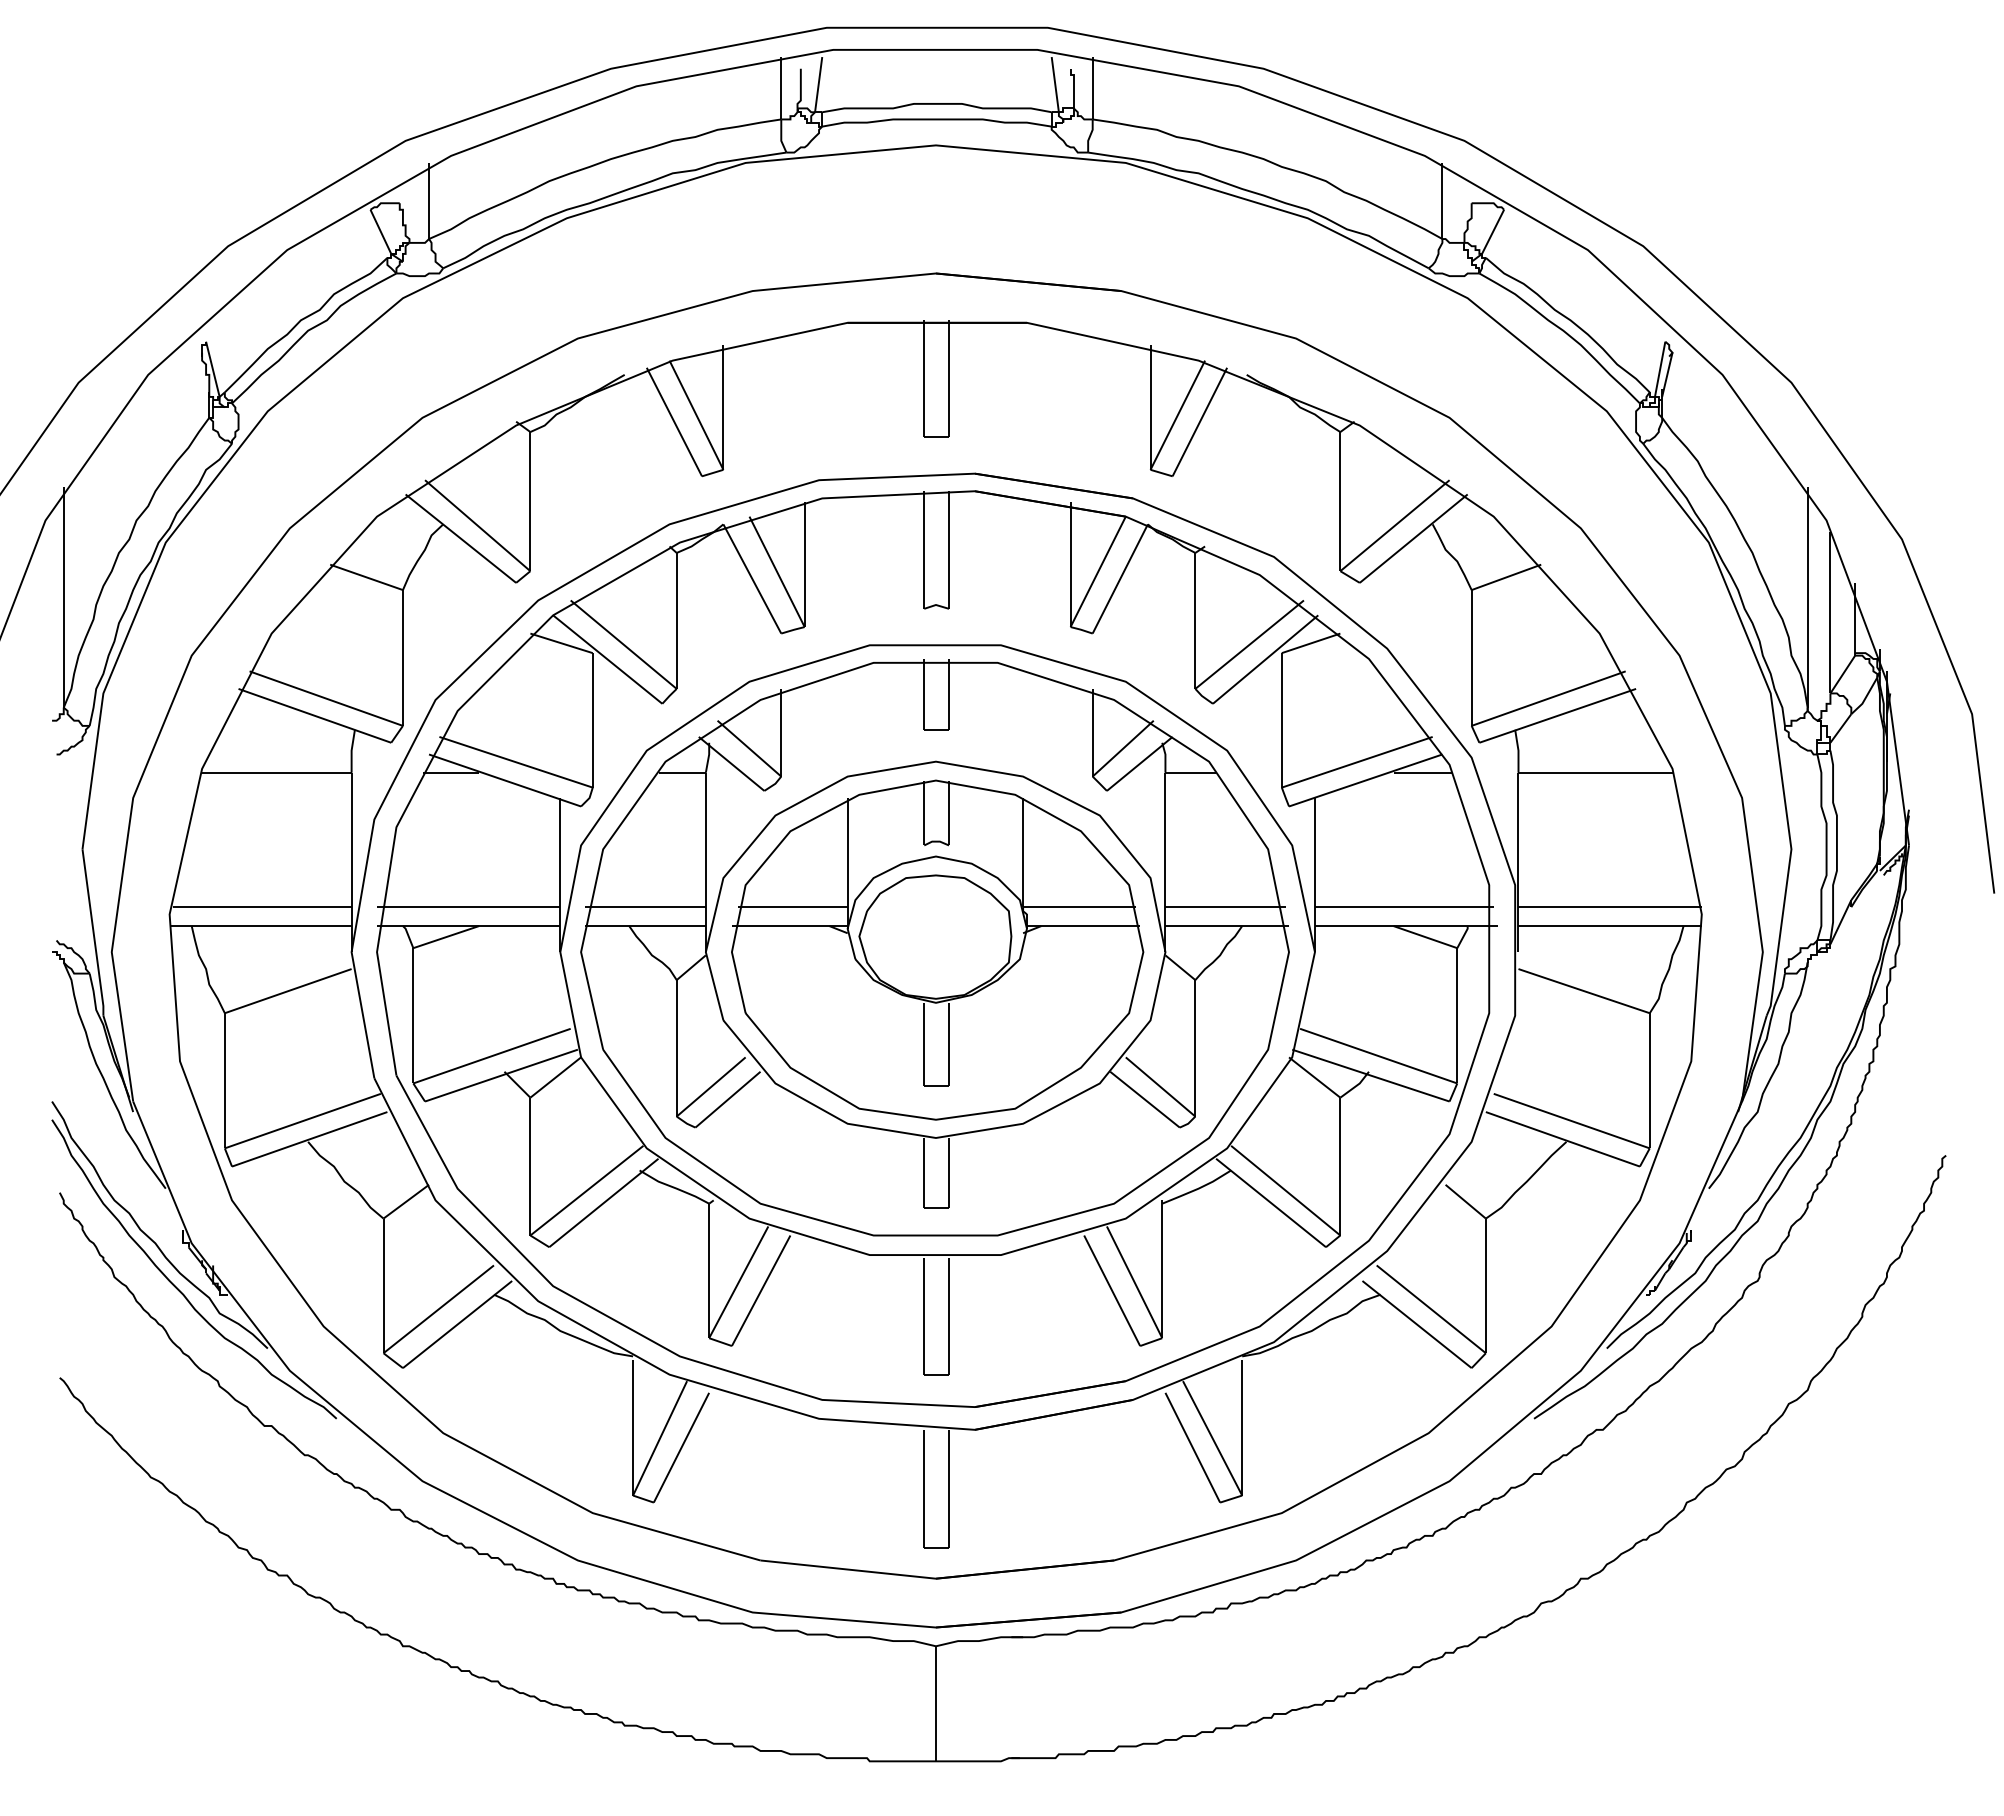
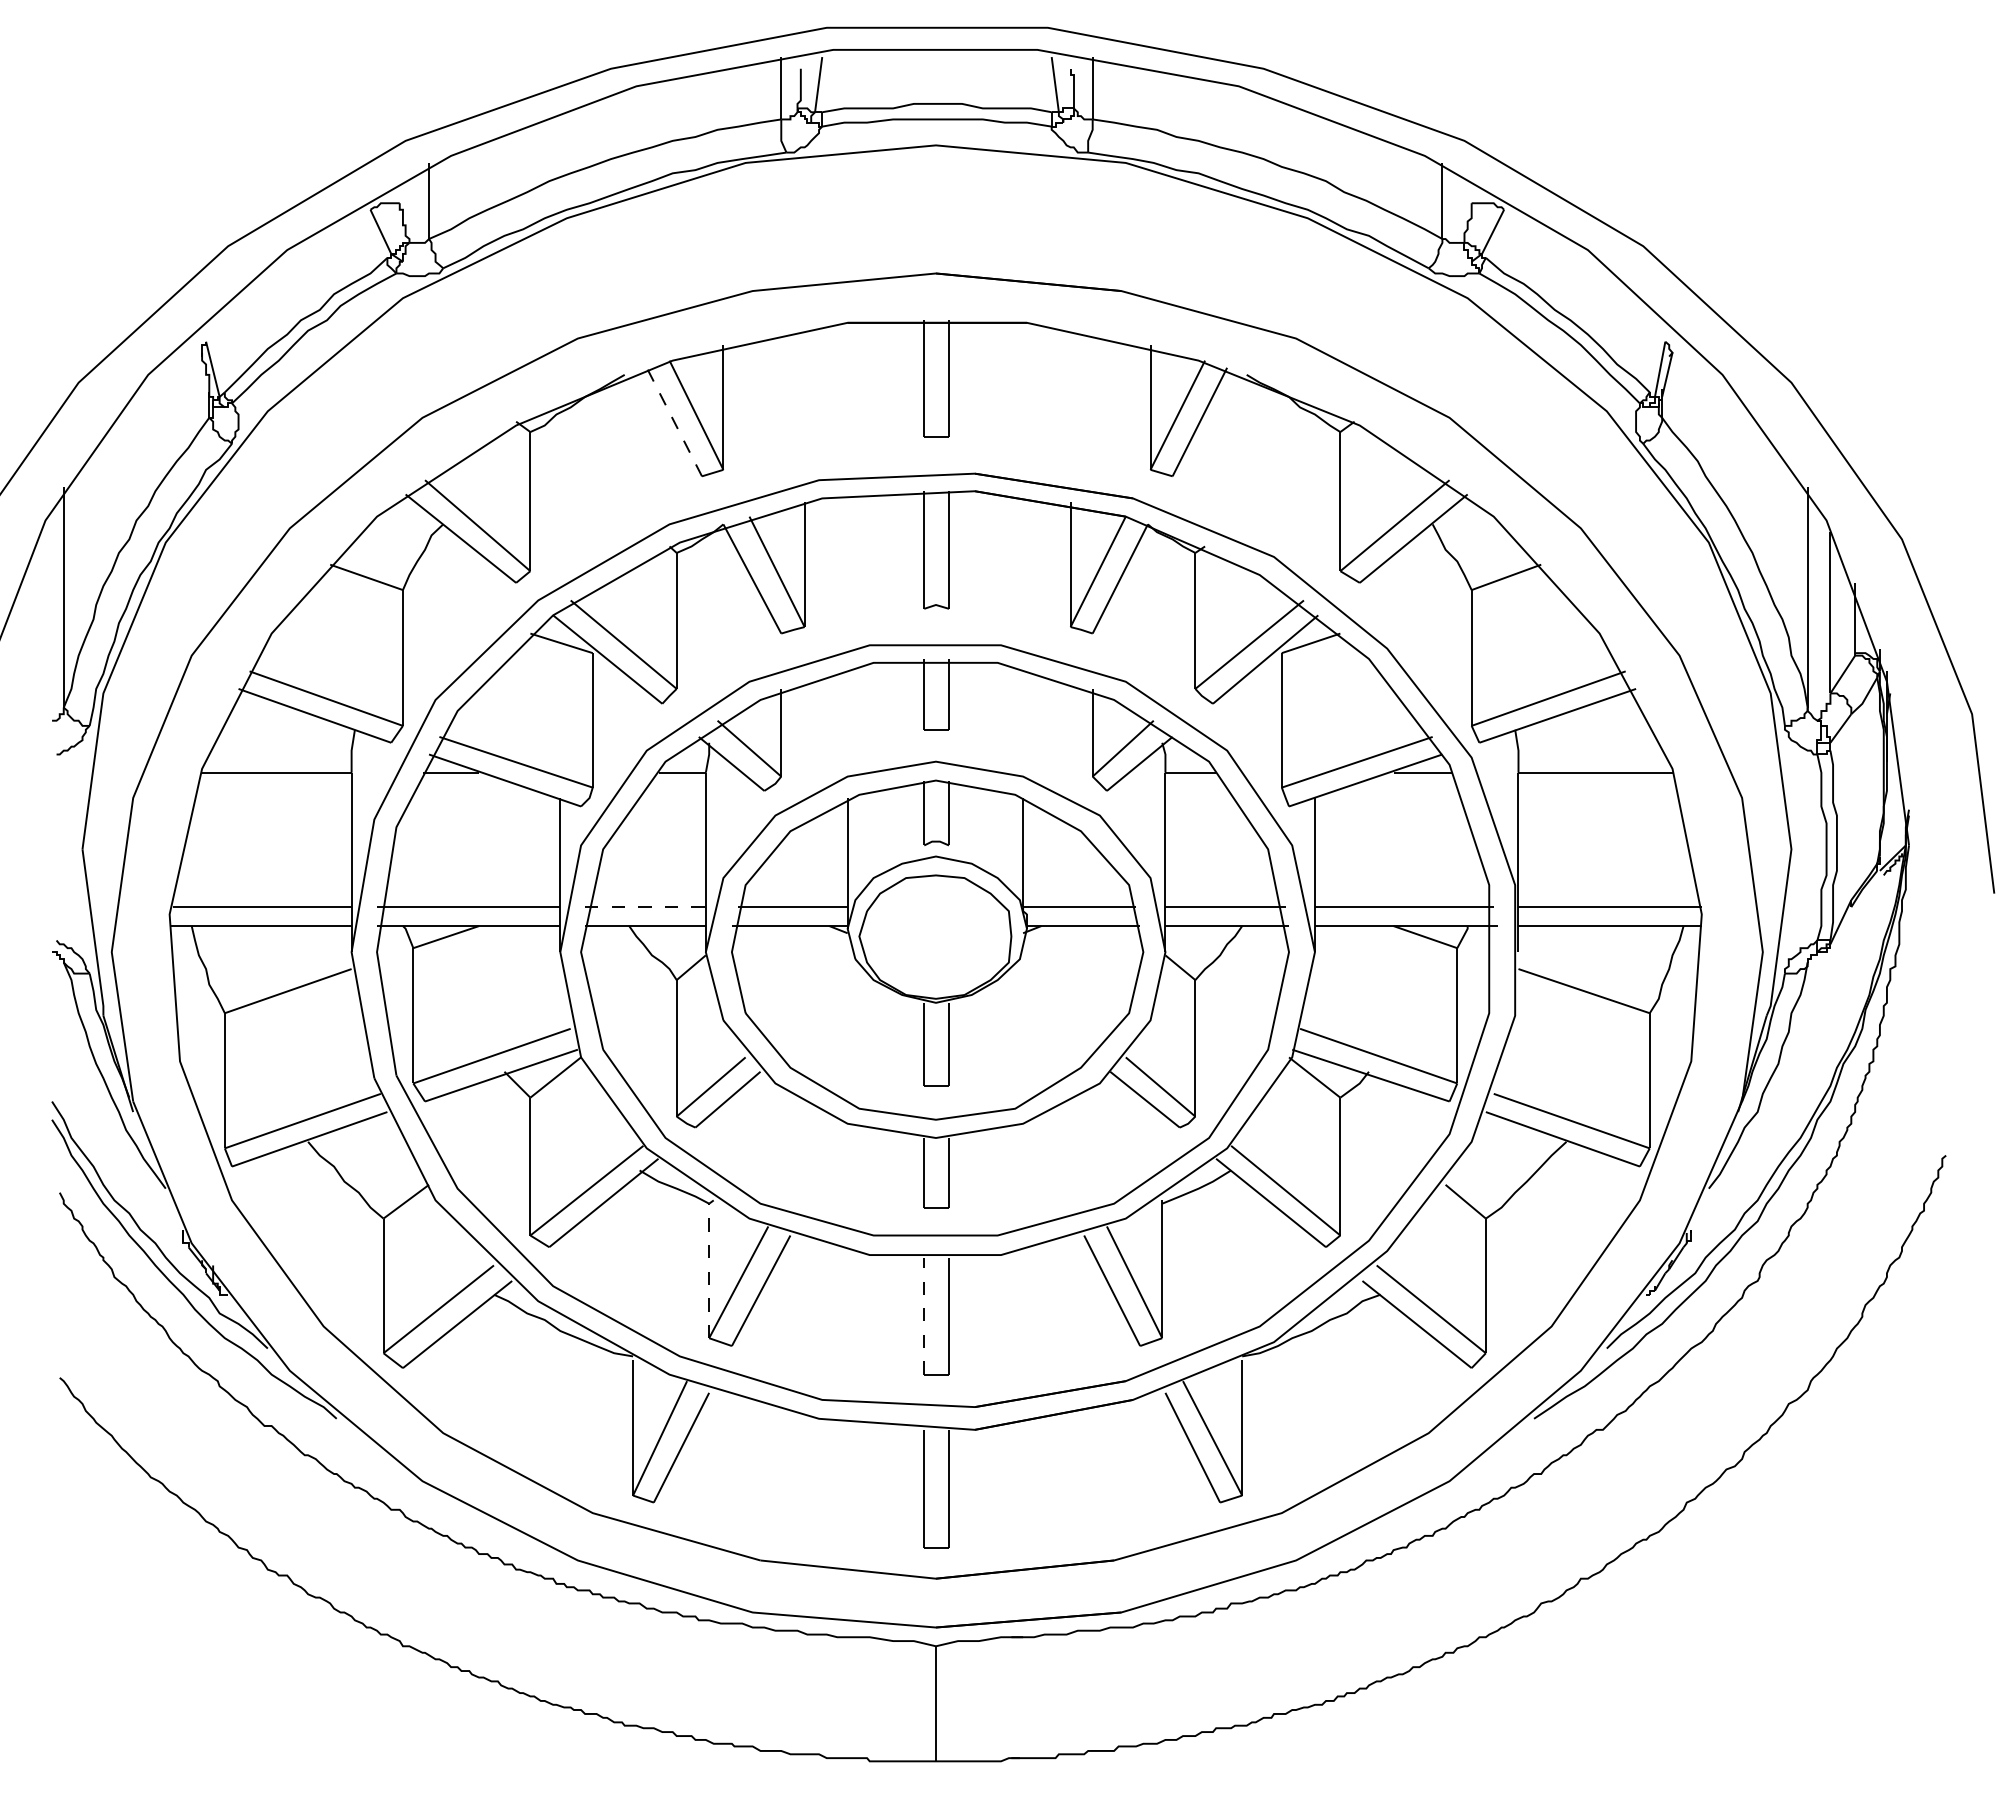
line: solid -> dashed (674, 422)
line: solid -> dashed (645, 907)
line: solid -> dashed (709, 1270)
line: solid -> dashed (924, 1316)
